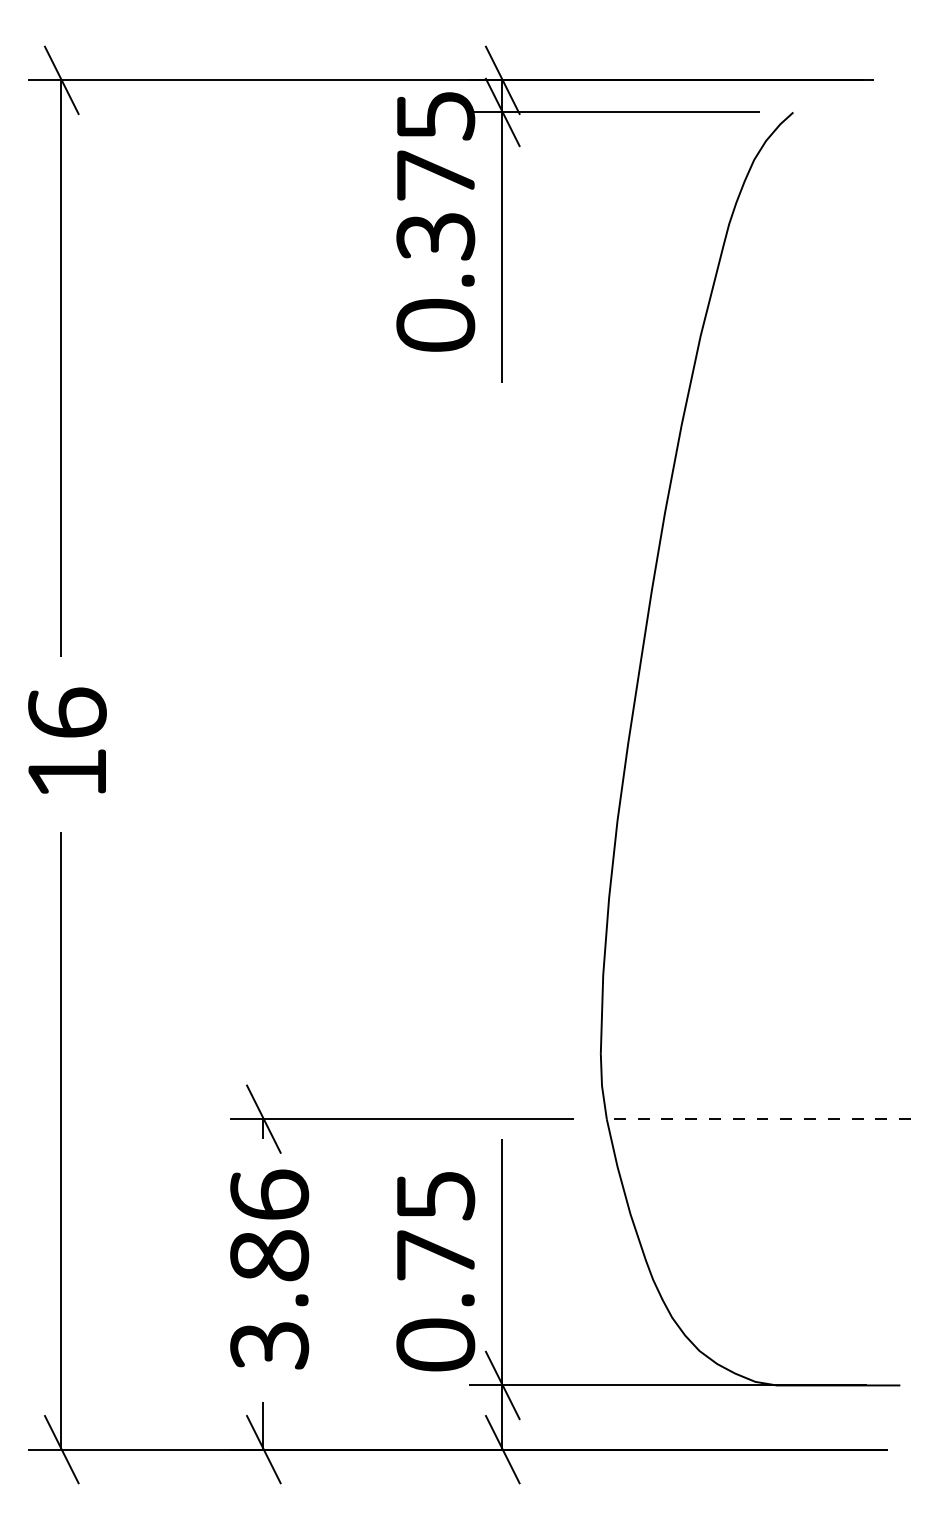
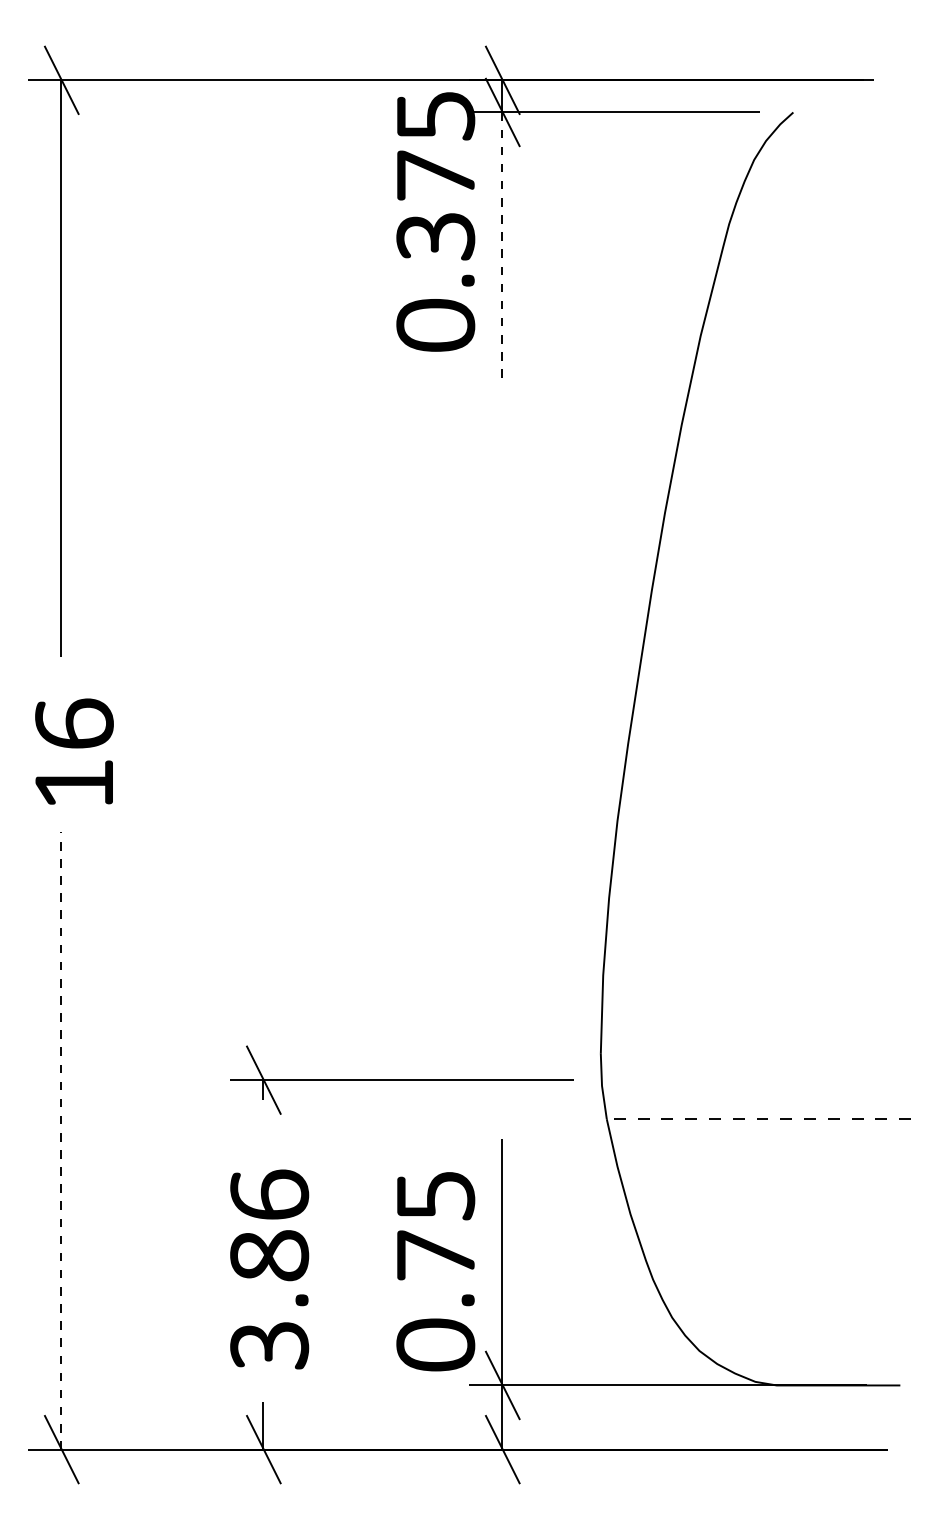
line: solid -> dashed (502, 247)
part position: (67, 740) -> (74, 751) (74, 751)
part position: (401, 1118) -> (401, 1079) (401, 1079)
line: solid -> dashed (61, 1140)
